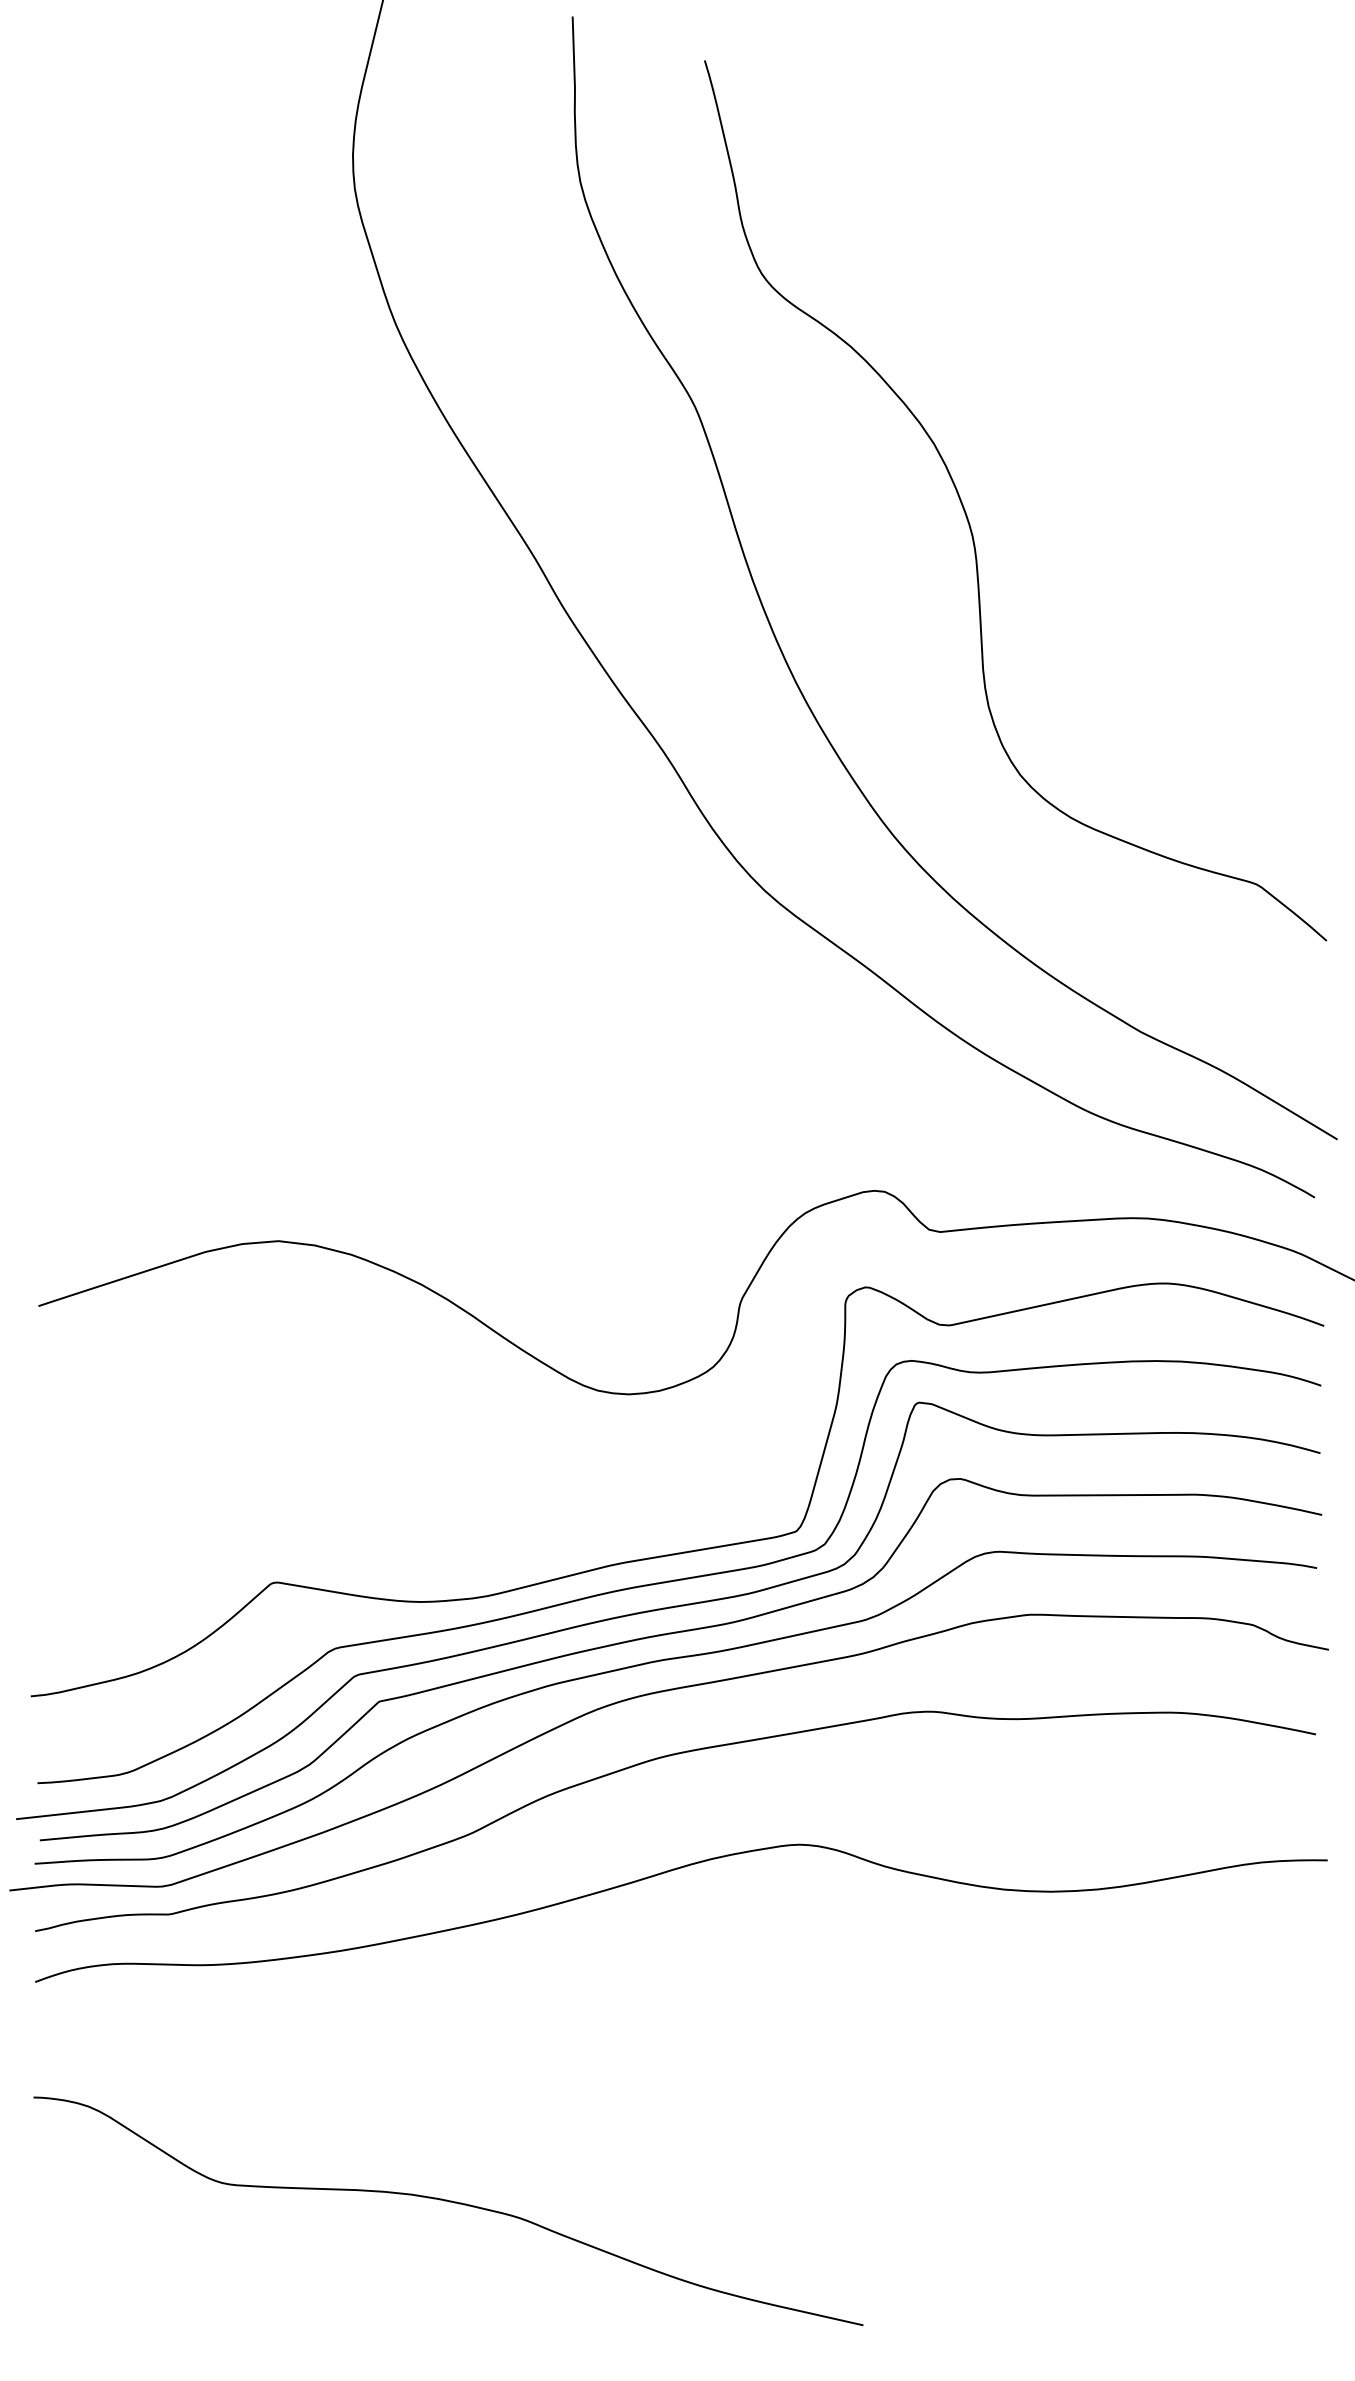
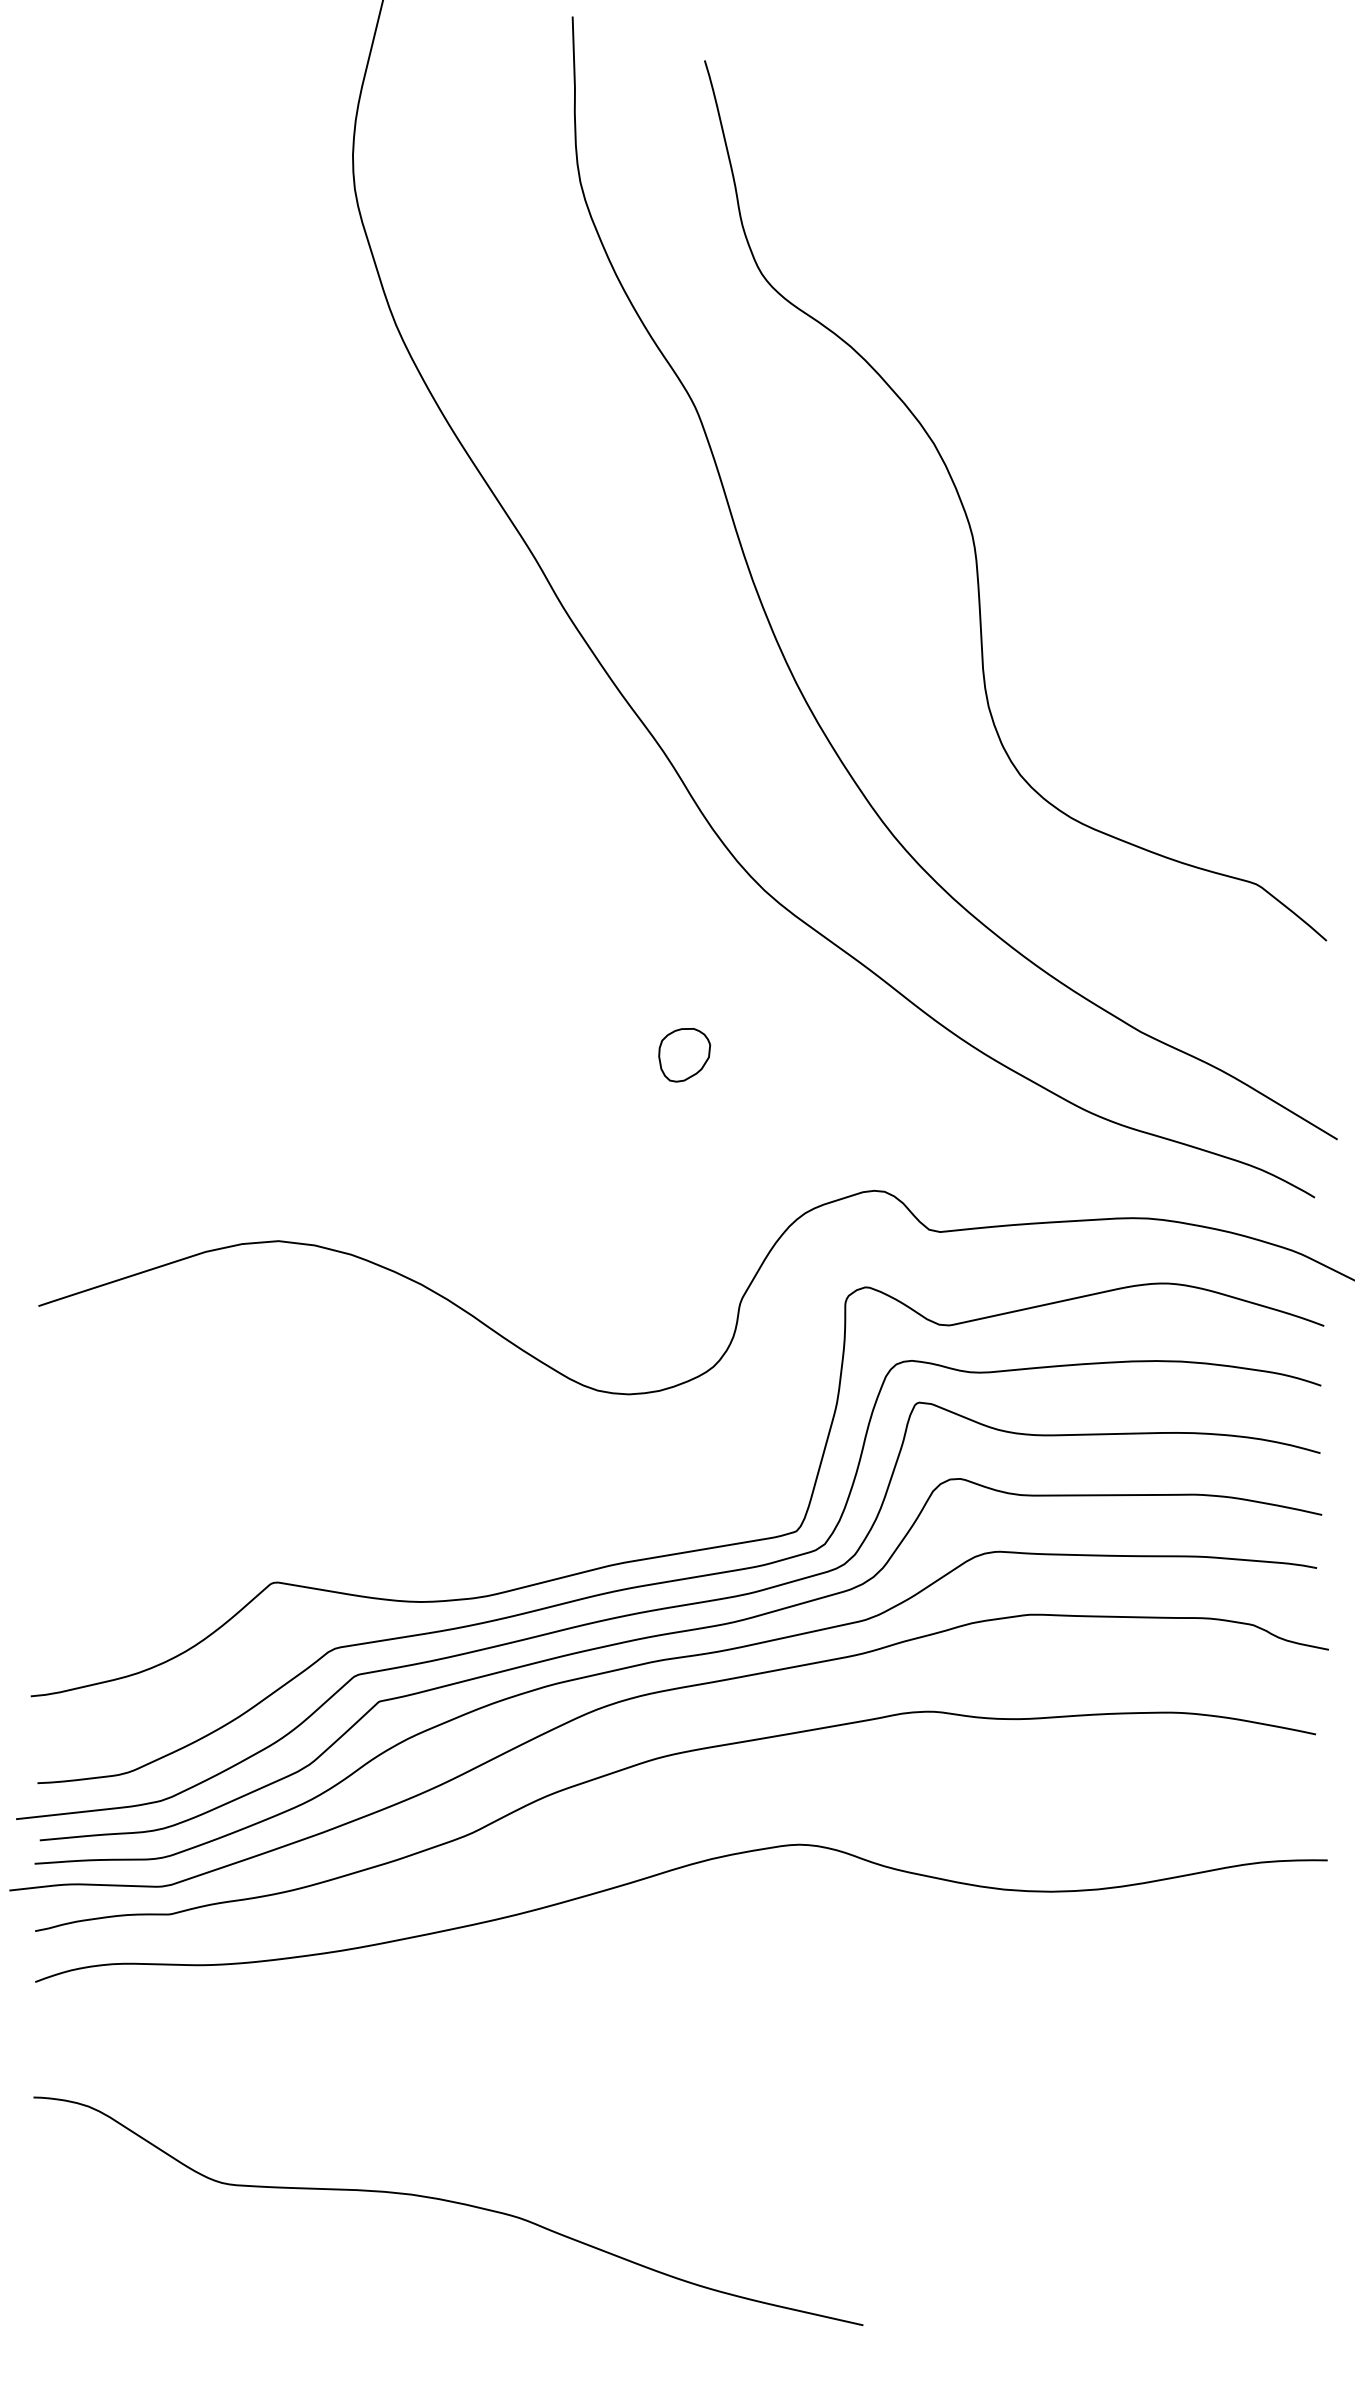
part: none -> present (684, 1055)
